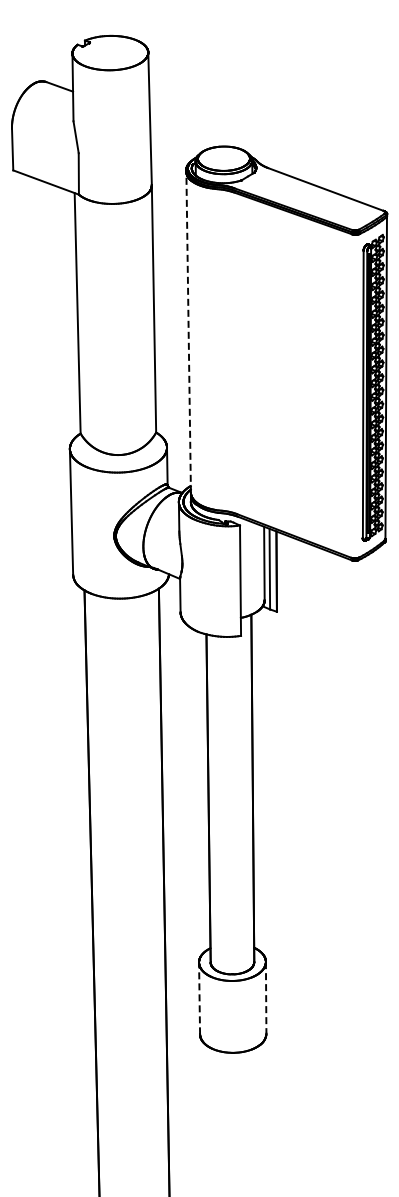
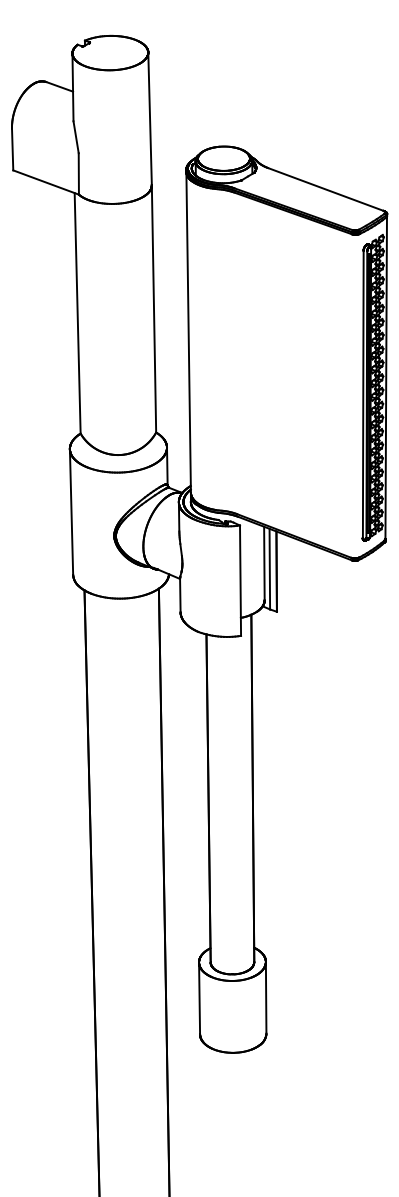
line: dashed -> solid (188, 332)
line: dashed -> solid (266, 997)
line: dashed -> solid (199, 998)
